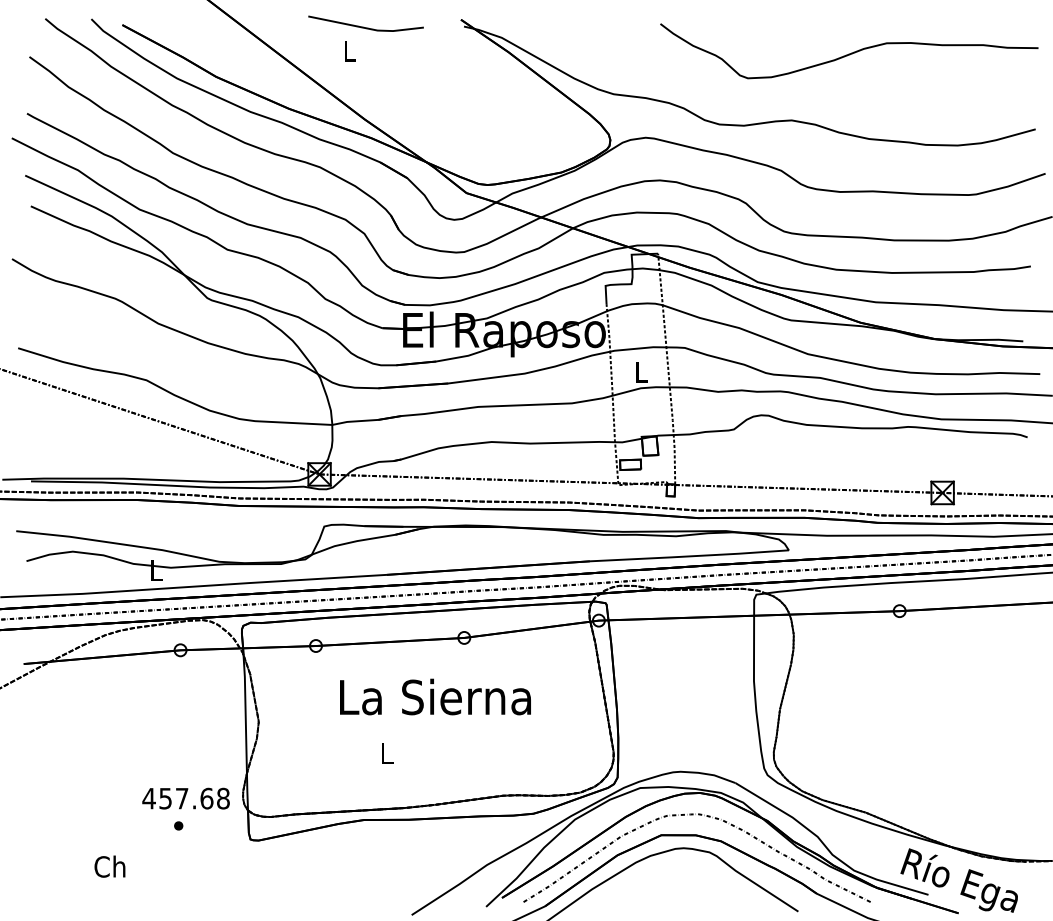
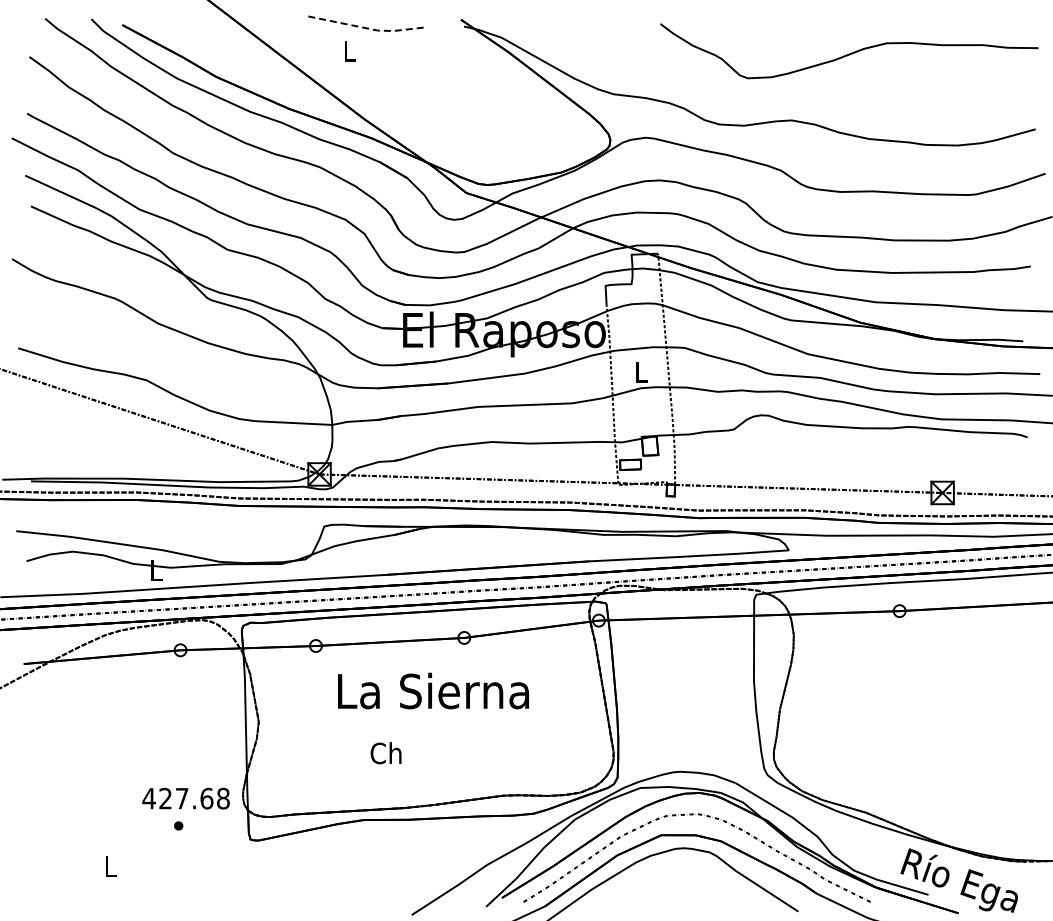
line: solid -> dashed (367, 28)
text position: (435, 696) -> (433, 690) (433, 690)
text: L -> Ch (385, 753)
text: 457.68 -> 427.68 (165, 798)
text: Ch -> L (109, 866)
